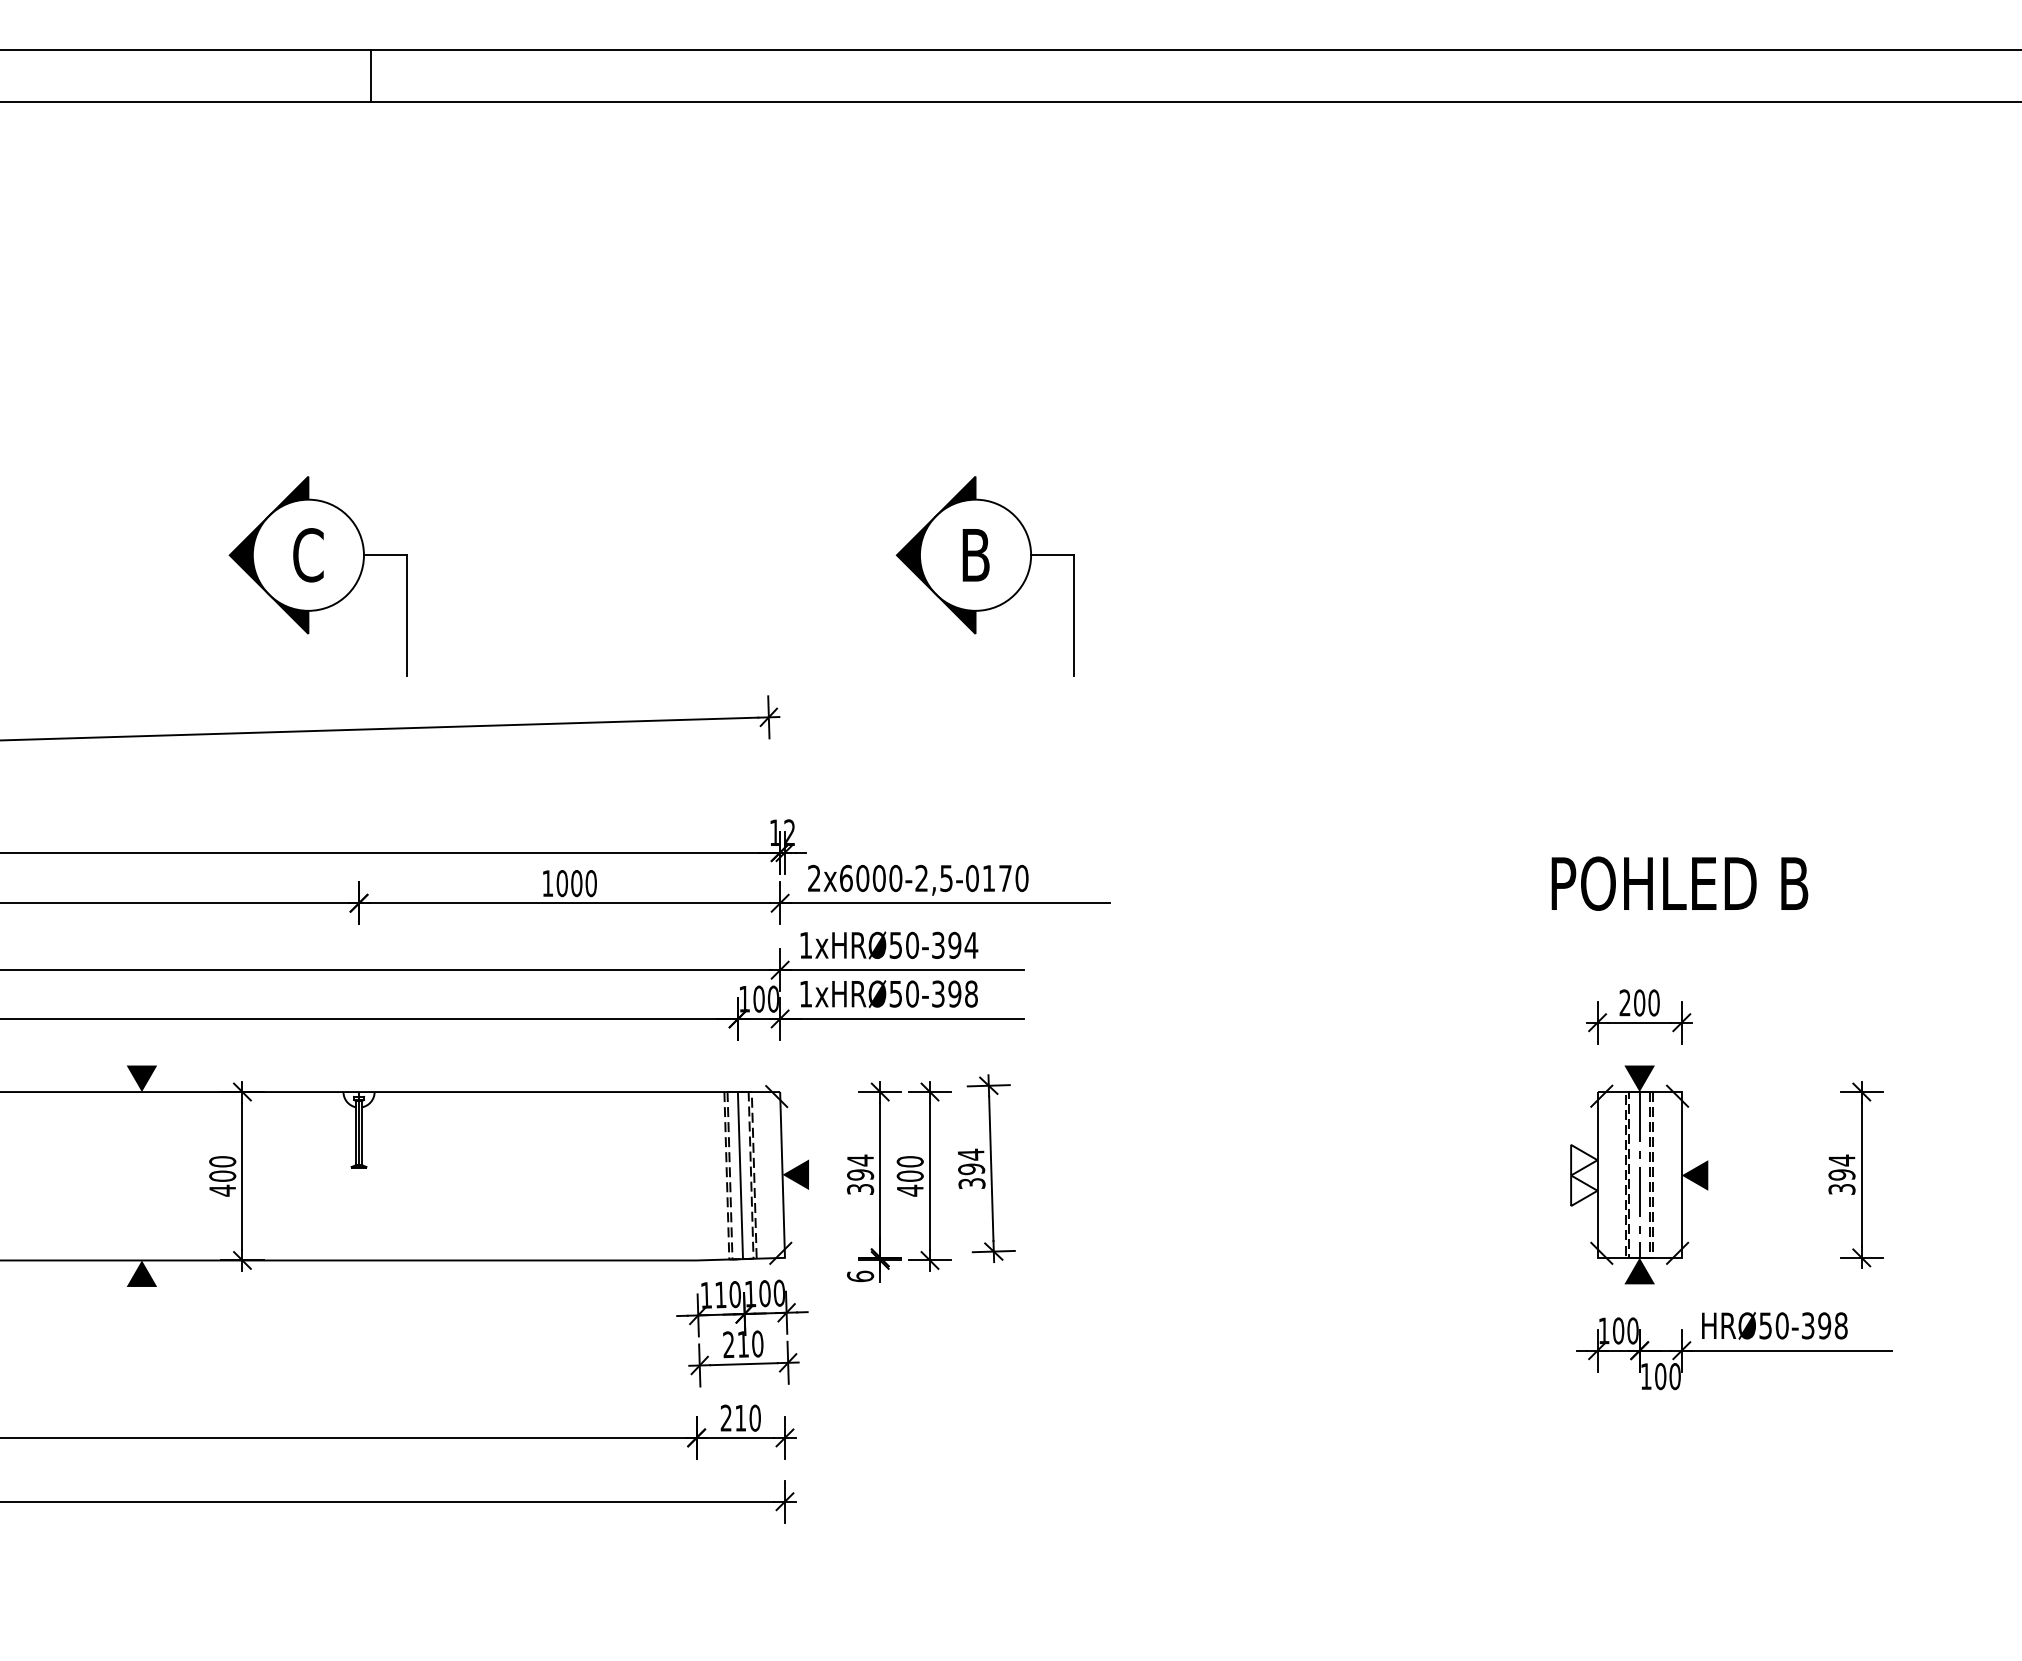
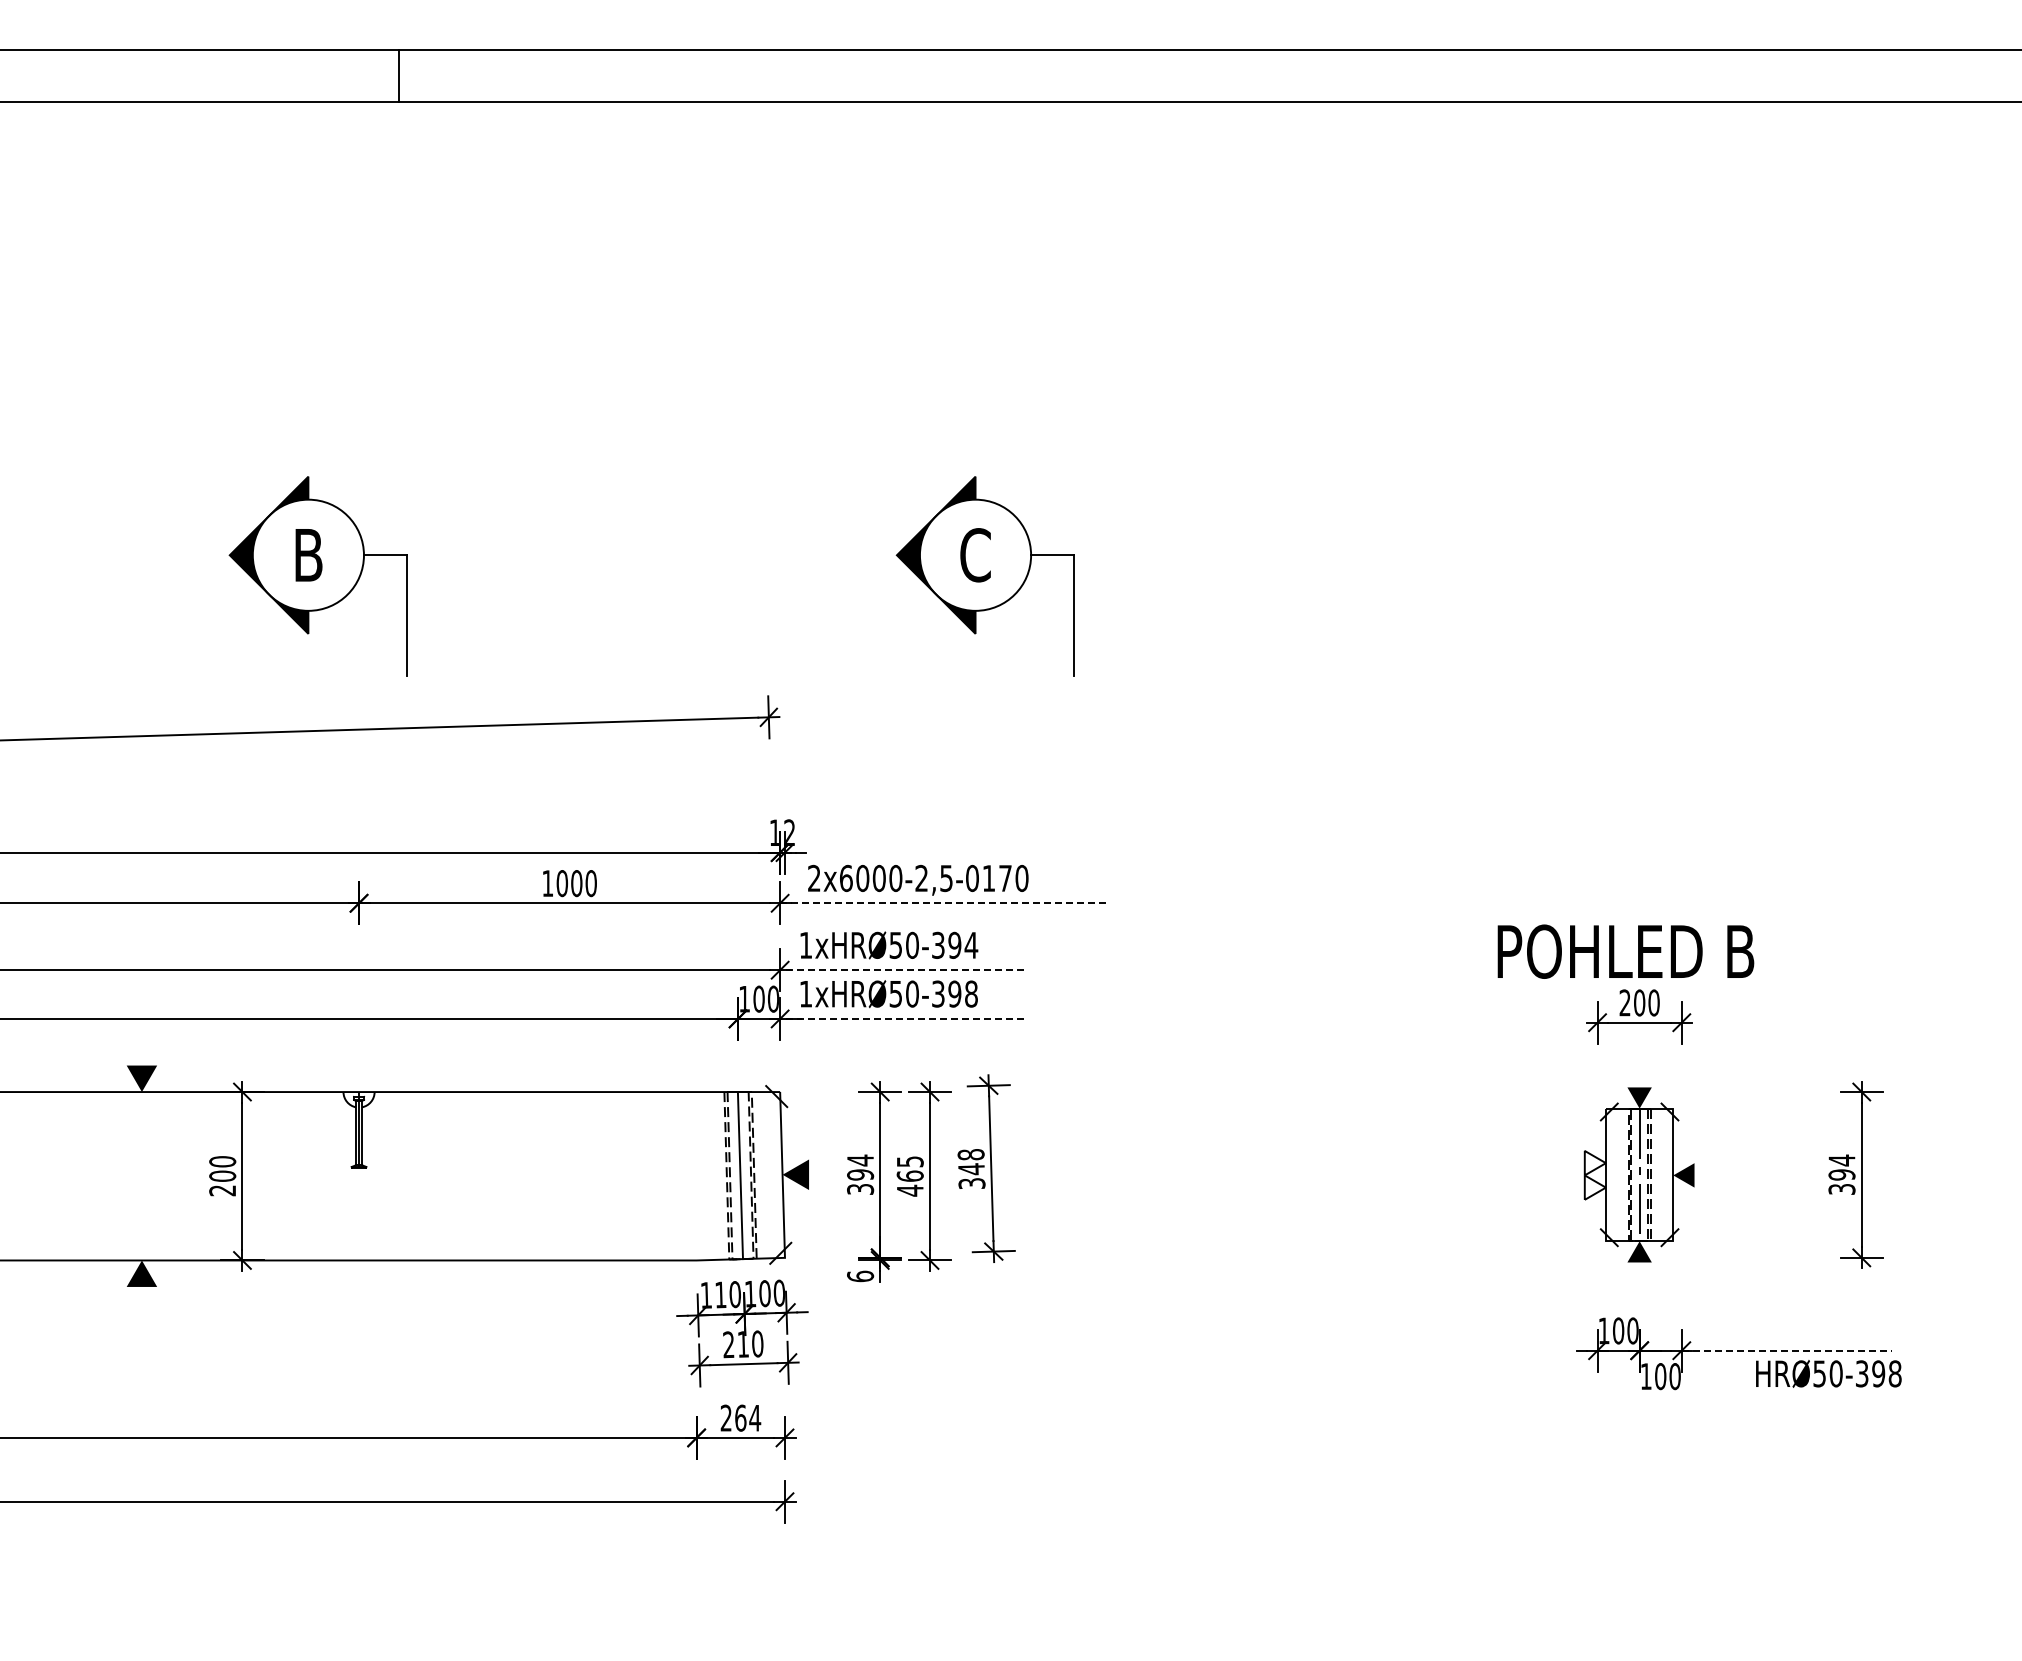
line position: (370, 75) -> (398, 75) (398, 75)
text: C -> B (308, 555)
text: B -> C (975, 555)
text position: (1679, 883) -> (1625, 951) (1625, 951)
line: solid -> dashed (944, 903)
line: solid -> dashed (901, 970)
line: solid -> dashed (901, 1018)
text: 394 -> 348 (971, 1161)
text: 400 -> 465 (909, 1168)
part size: 139x220 px -> 112x176 px (1638, 1174)
text: 400 -> 200 (222, 1190)
text position: (1774, 1325) -> (1828, 1373) (1828, 1373)
line: solid -> dashed (1786, 1350)
text: 210 -> 264 (748, 1417)
